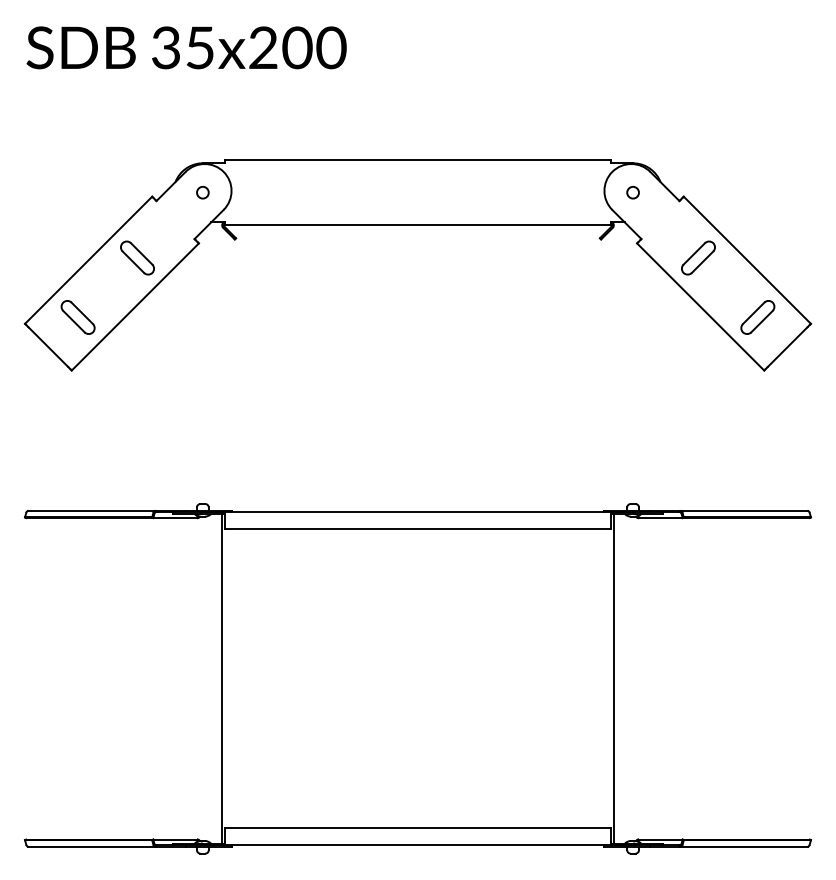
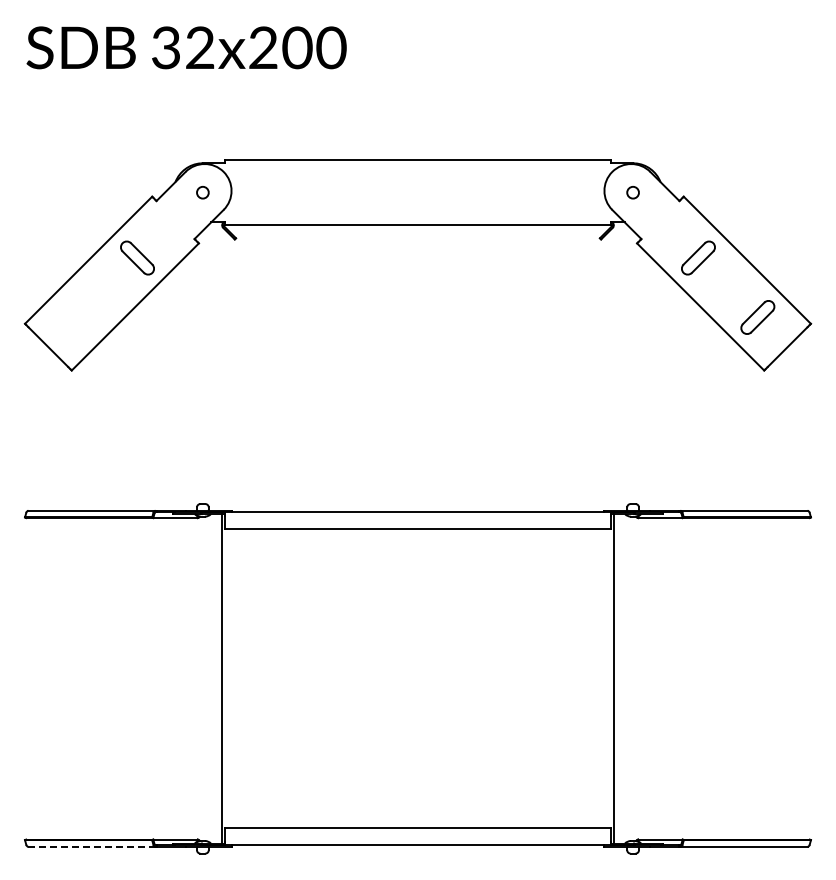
text: 35x200 -> 32x200 (200, 47)
part: present -> none (77, 317)
line: solid -> dashed (92, 846)
